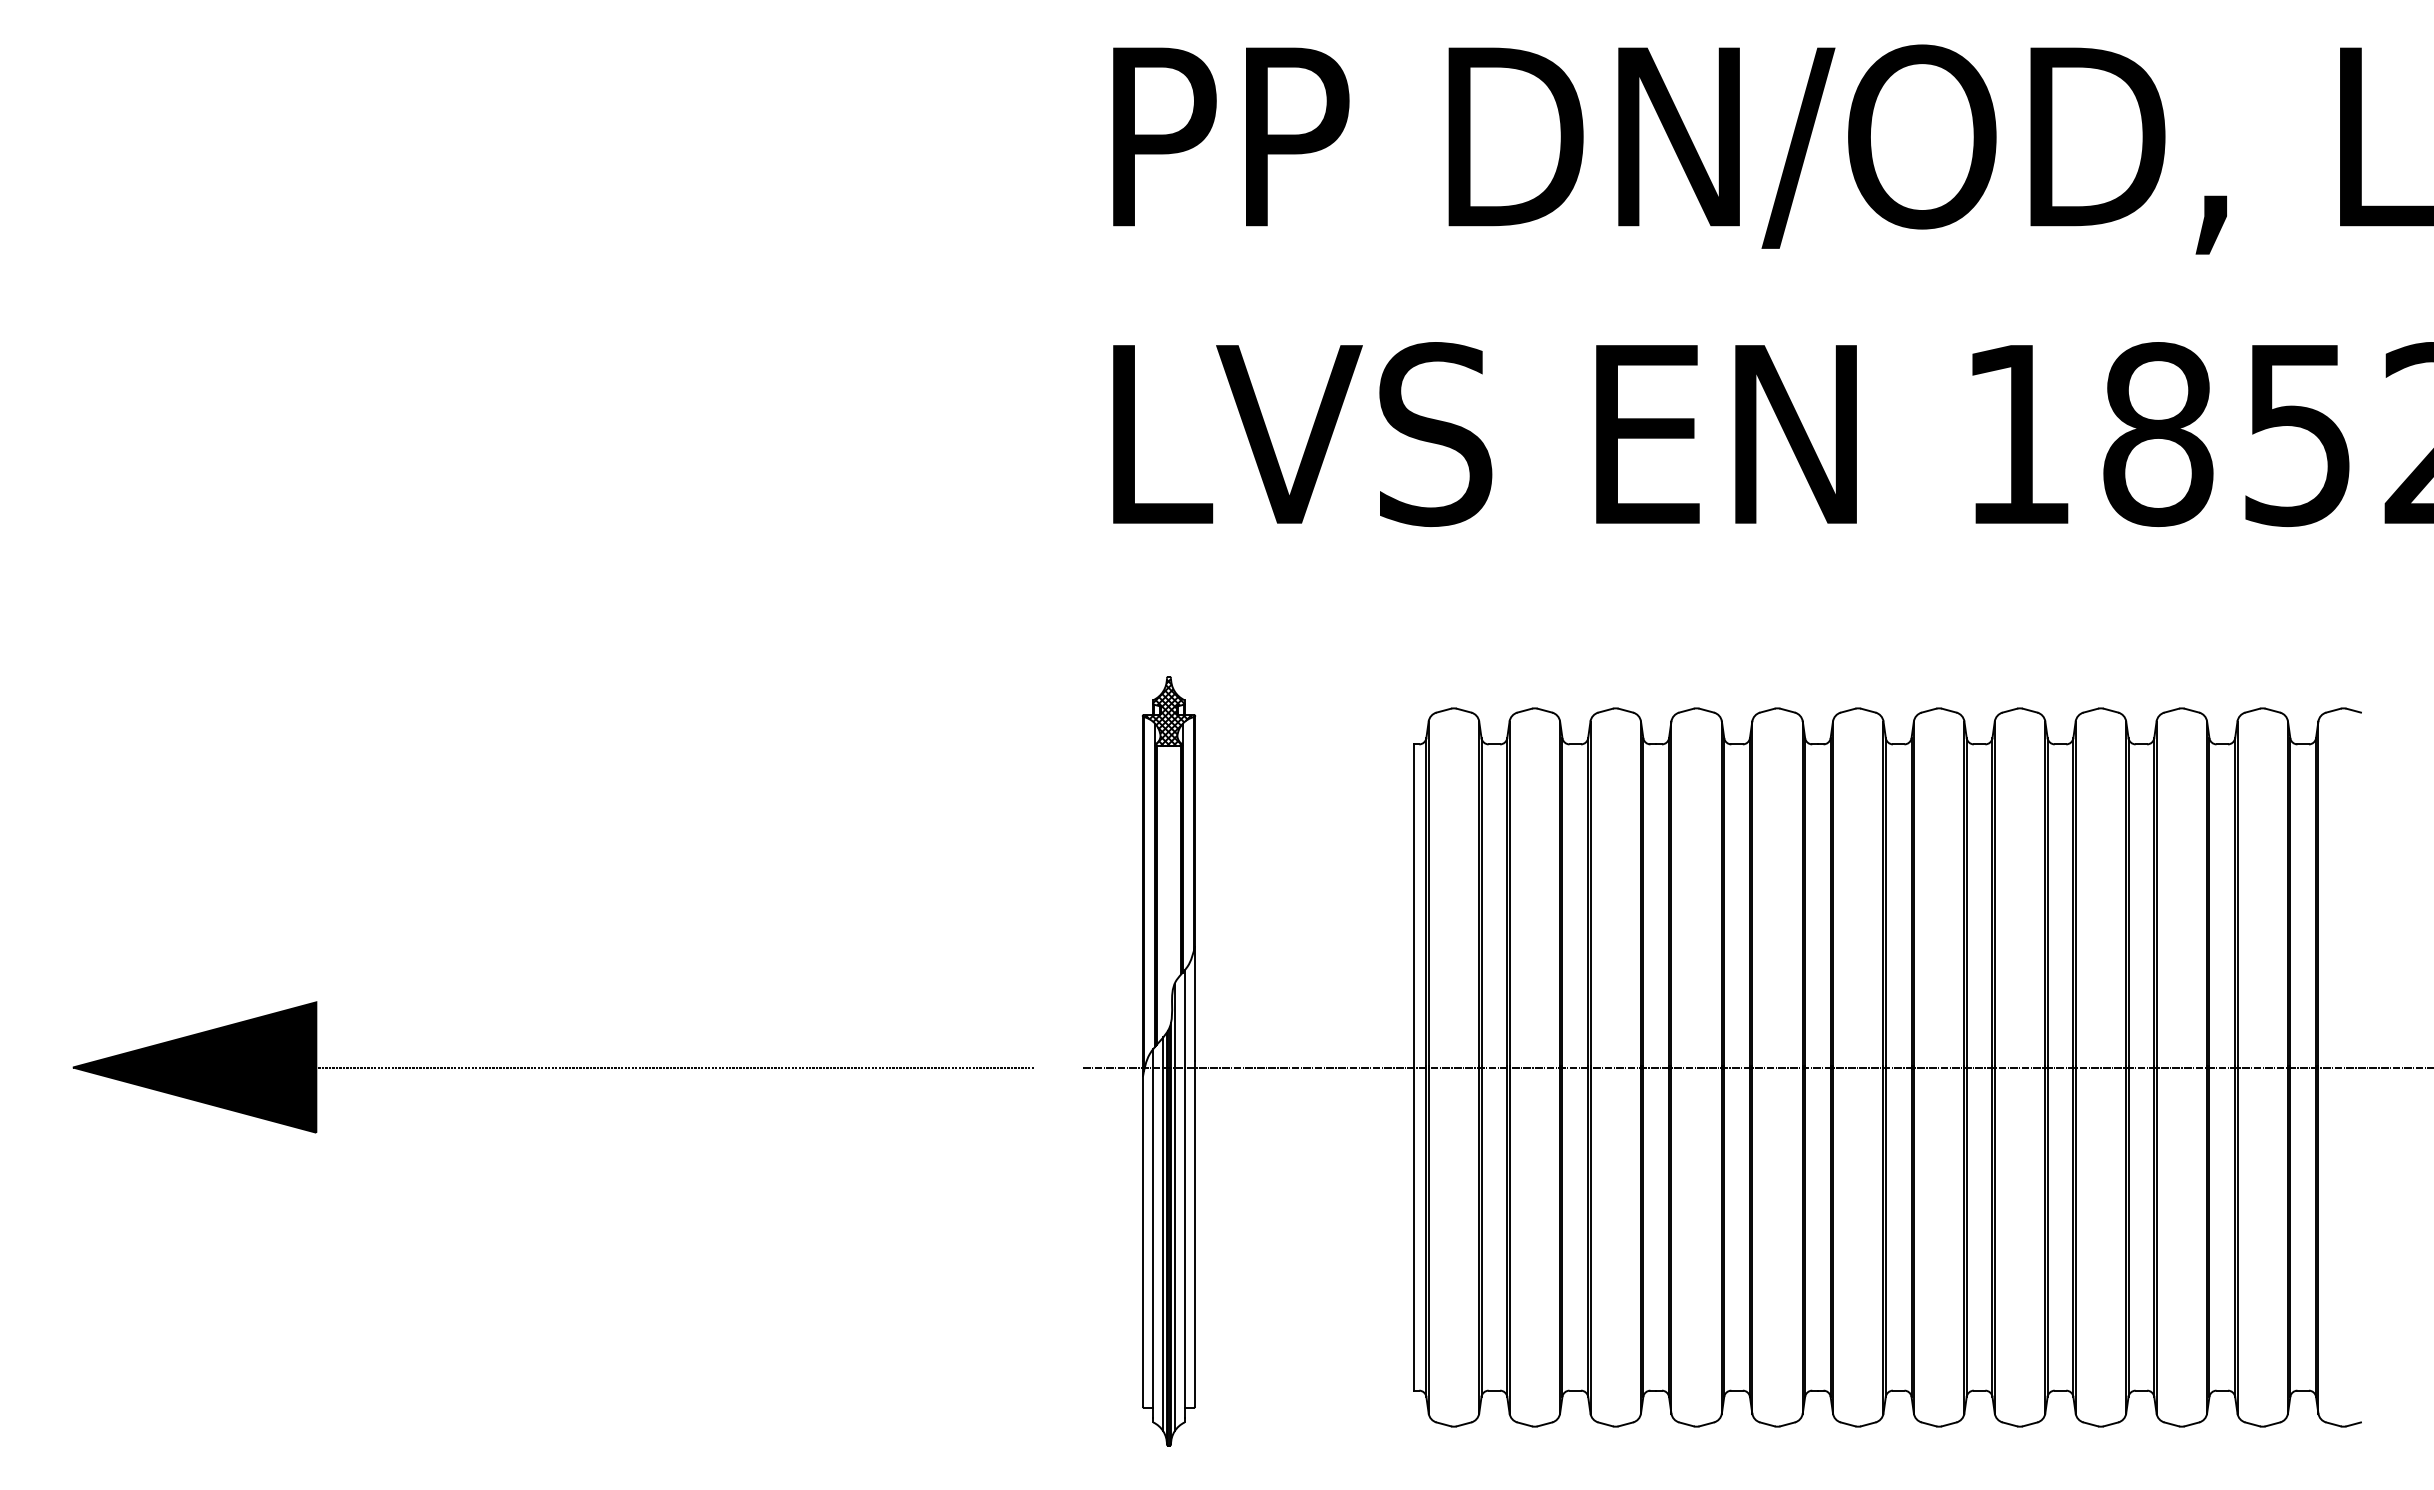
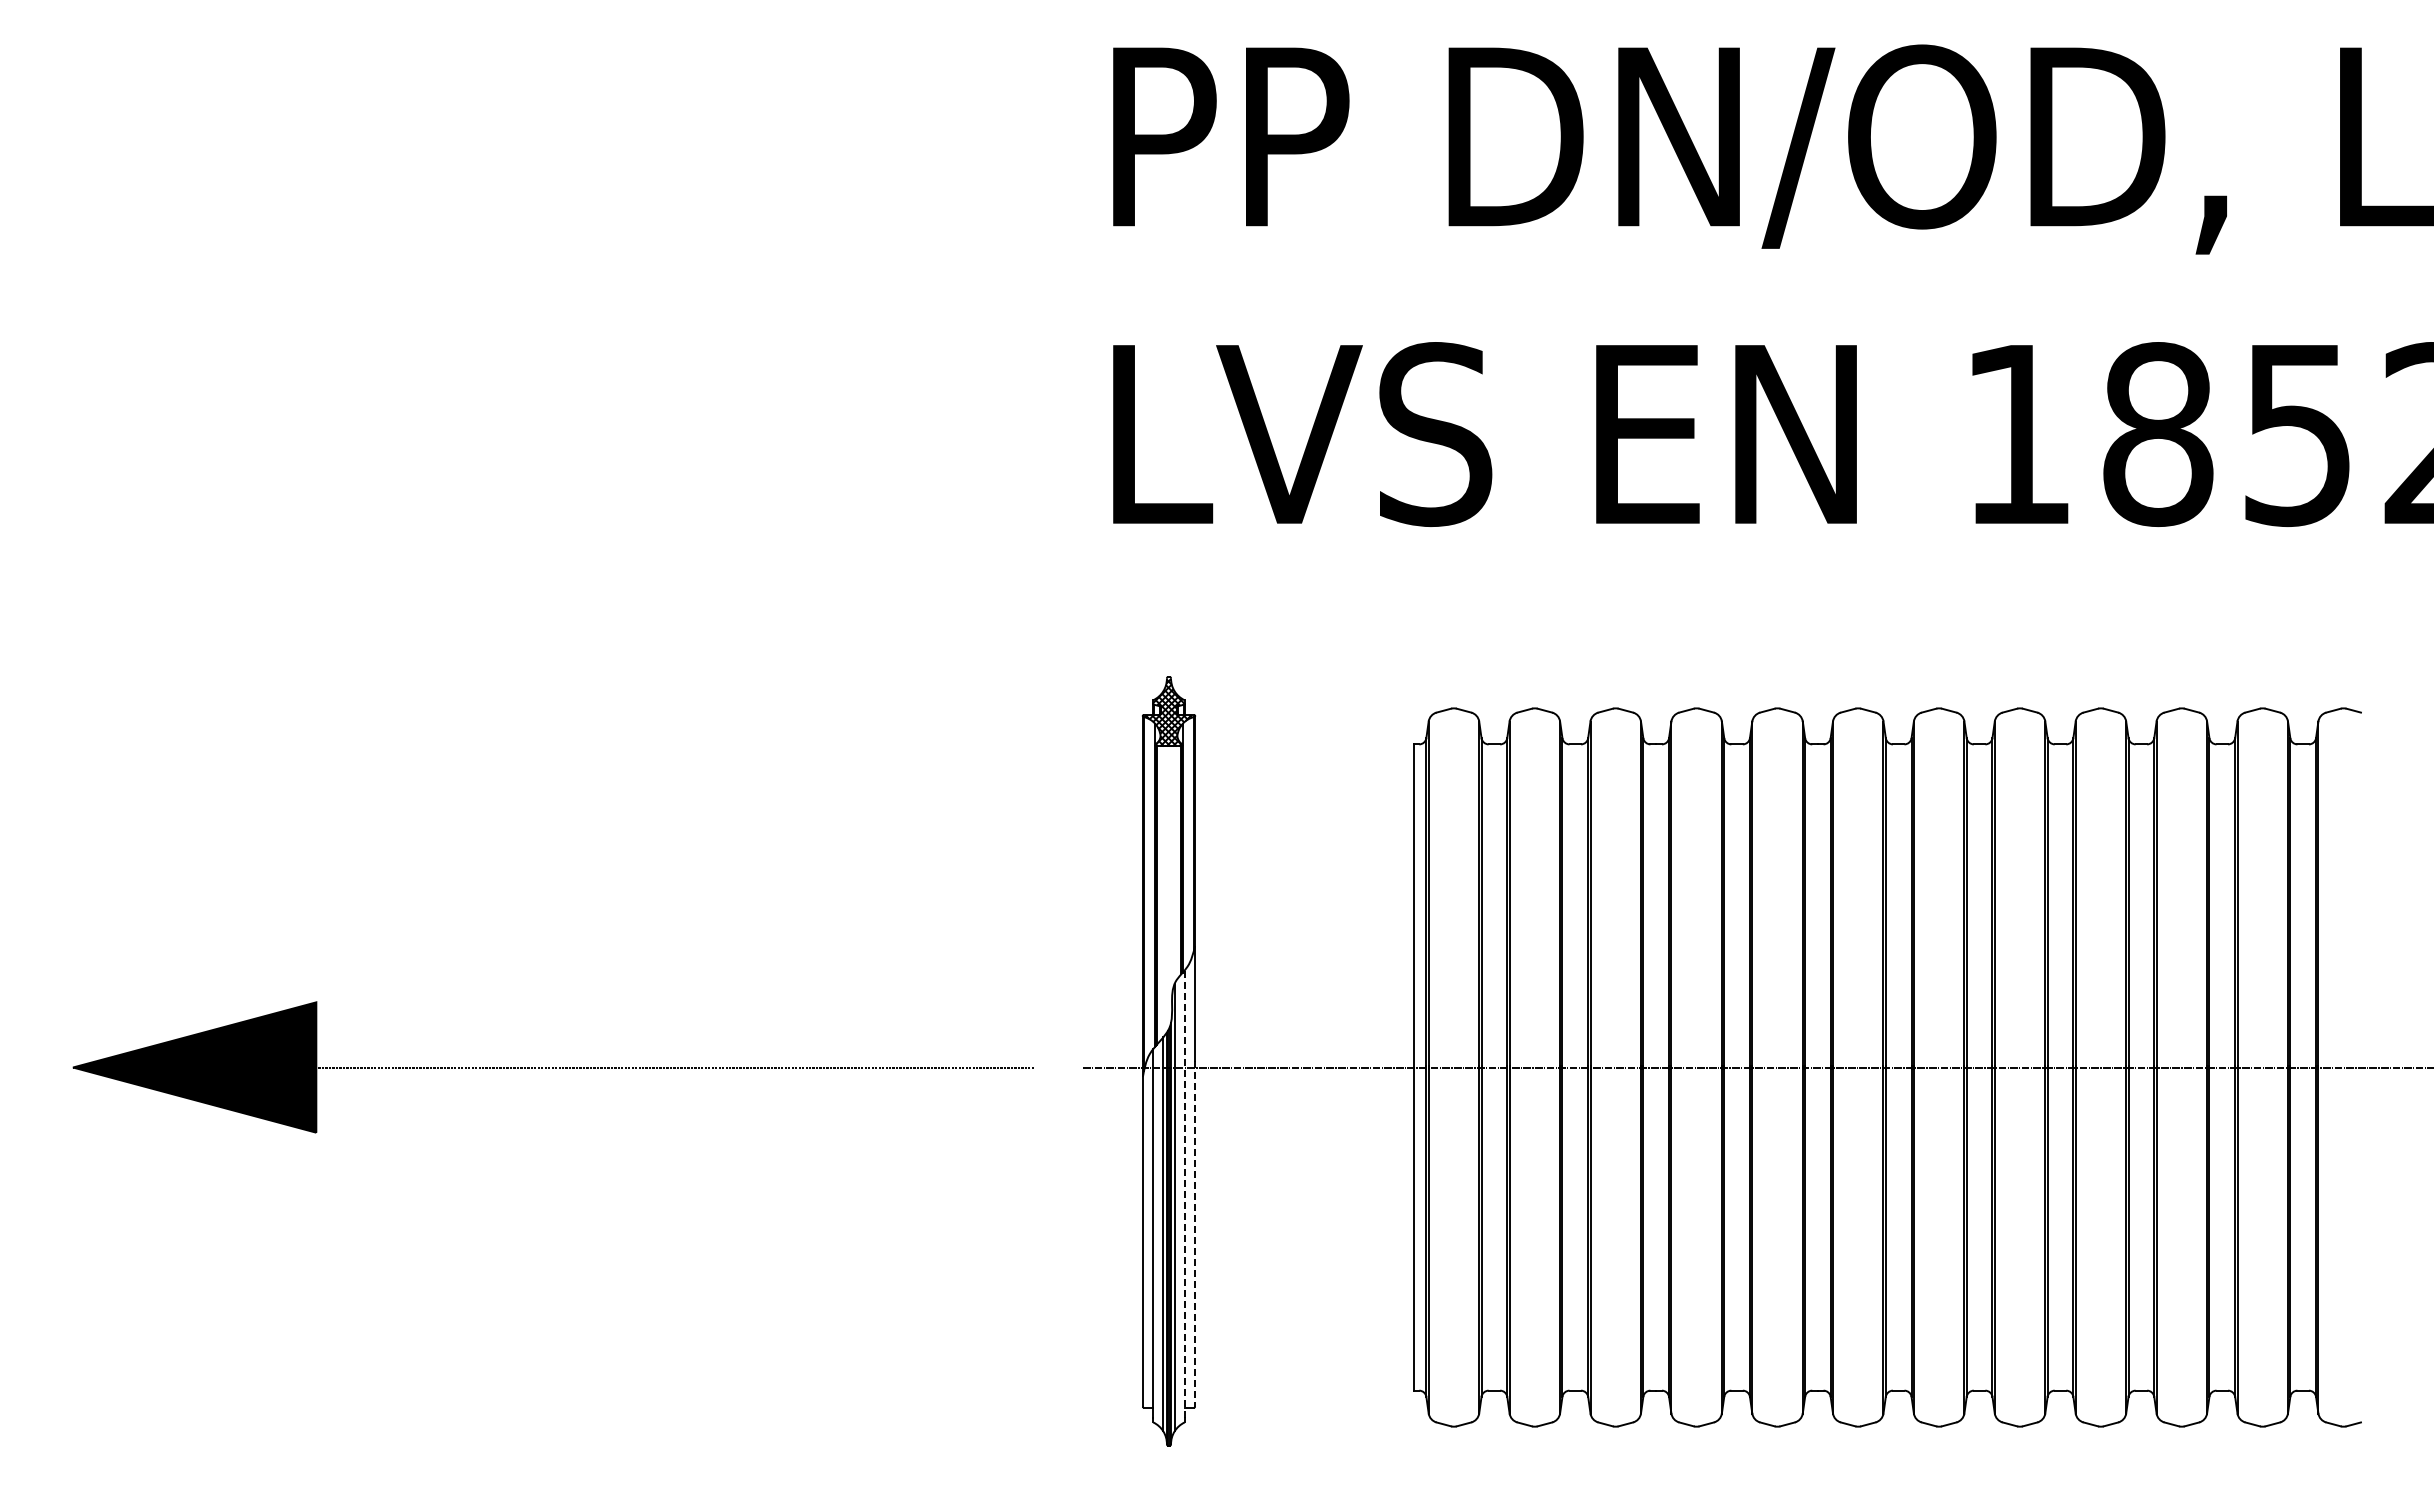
line: solid -> dashed (1184, 1194)
line: solid -> dashed (1195, 1234)
